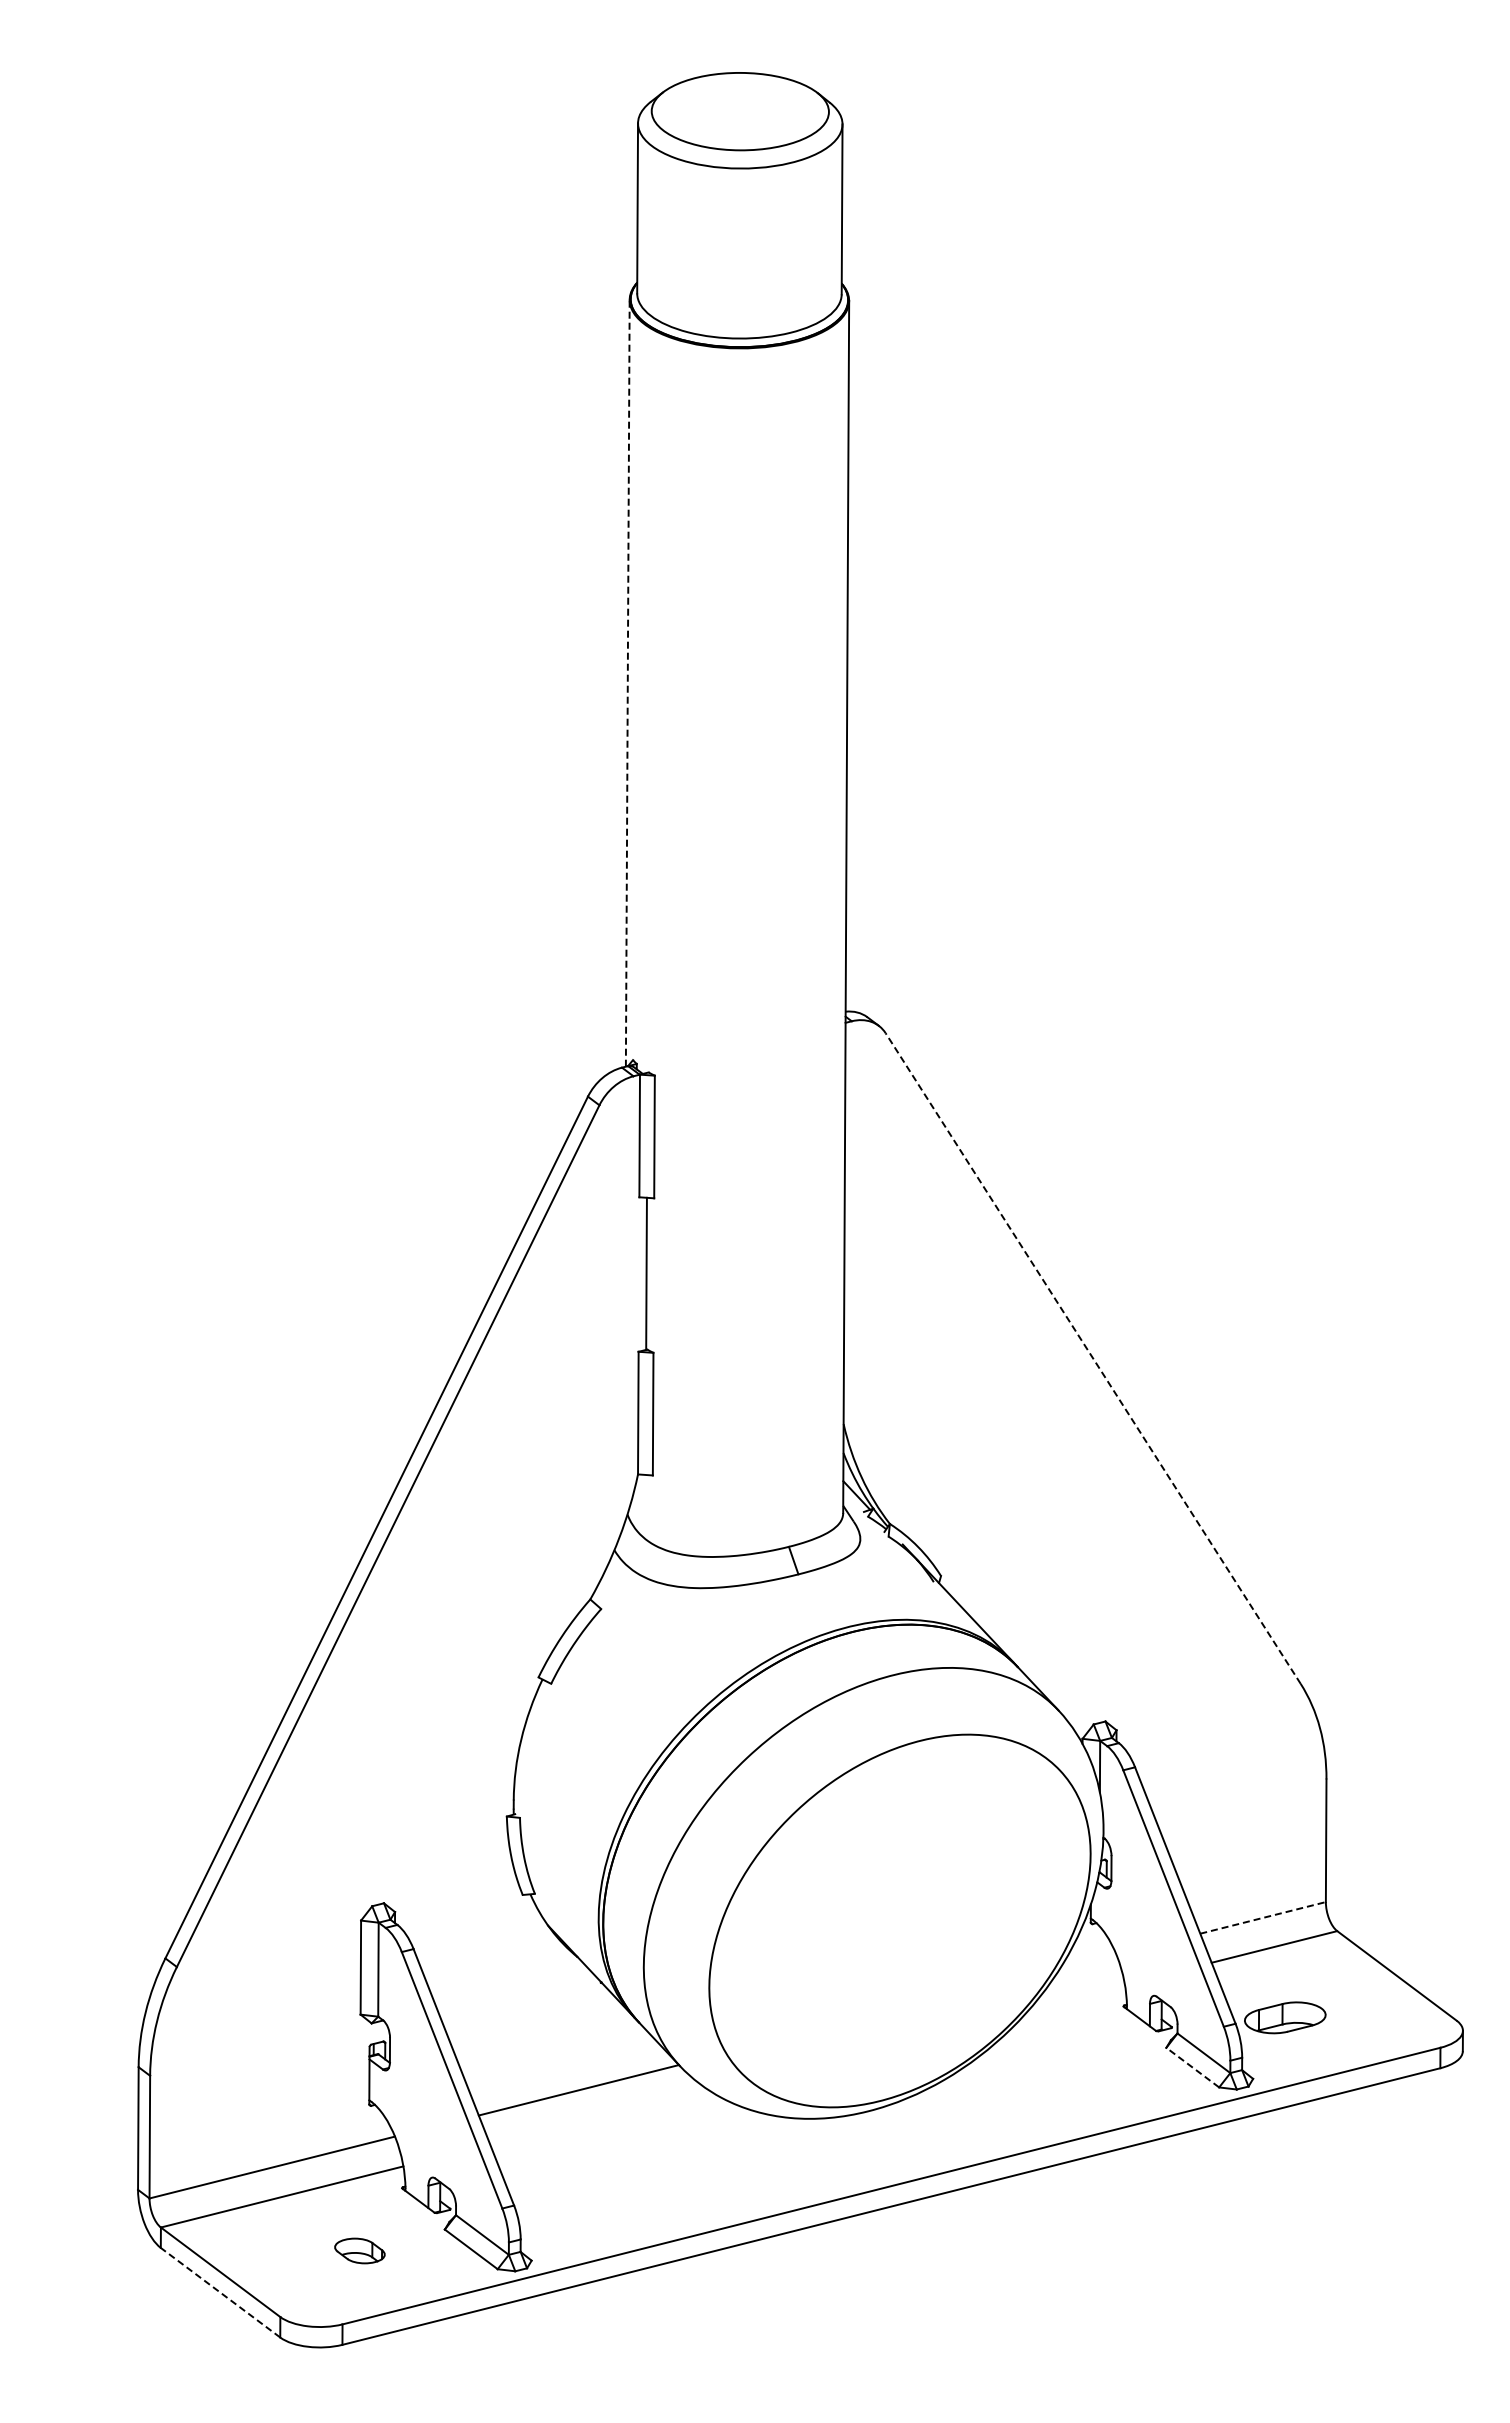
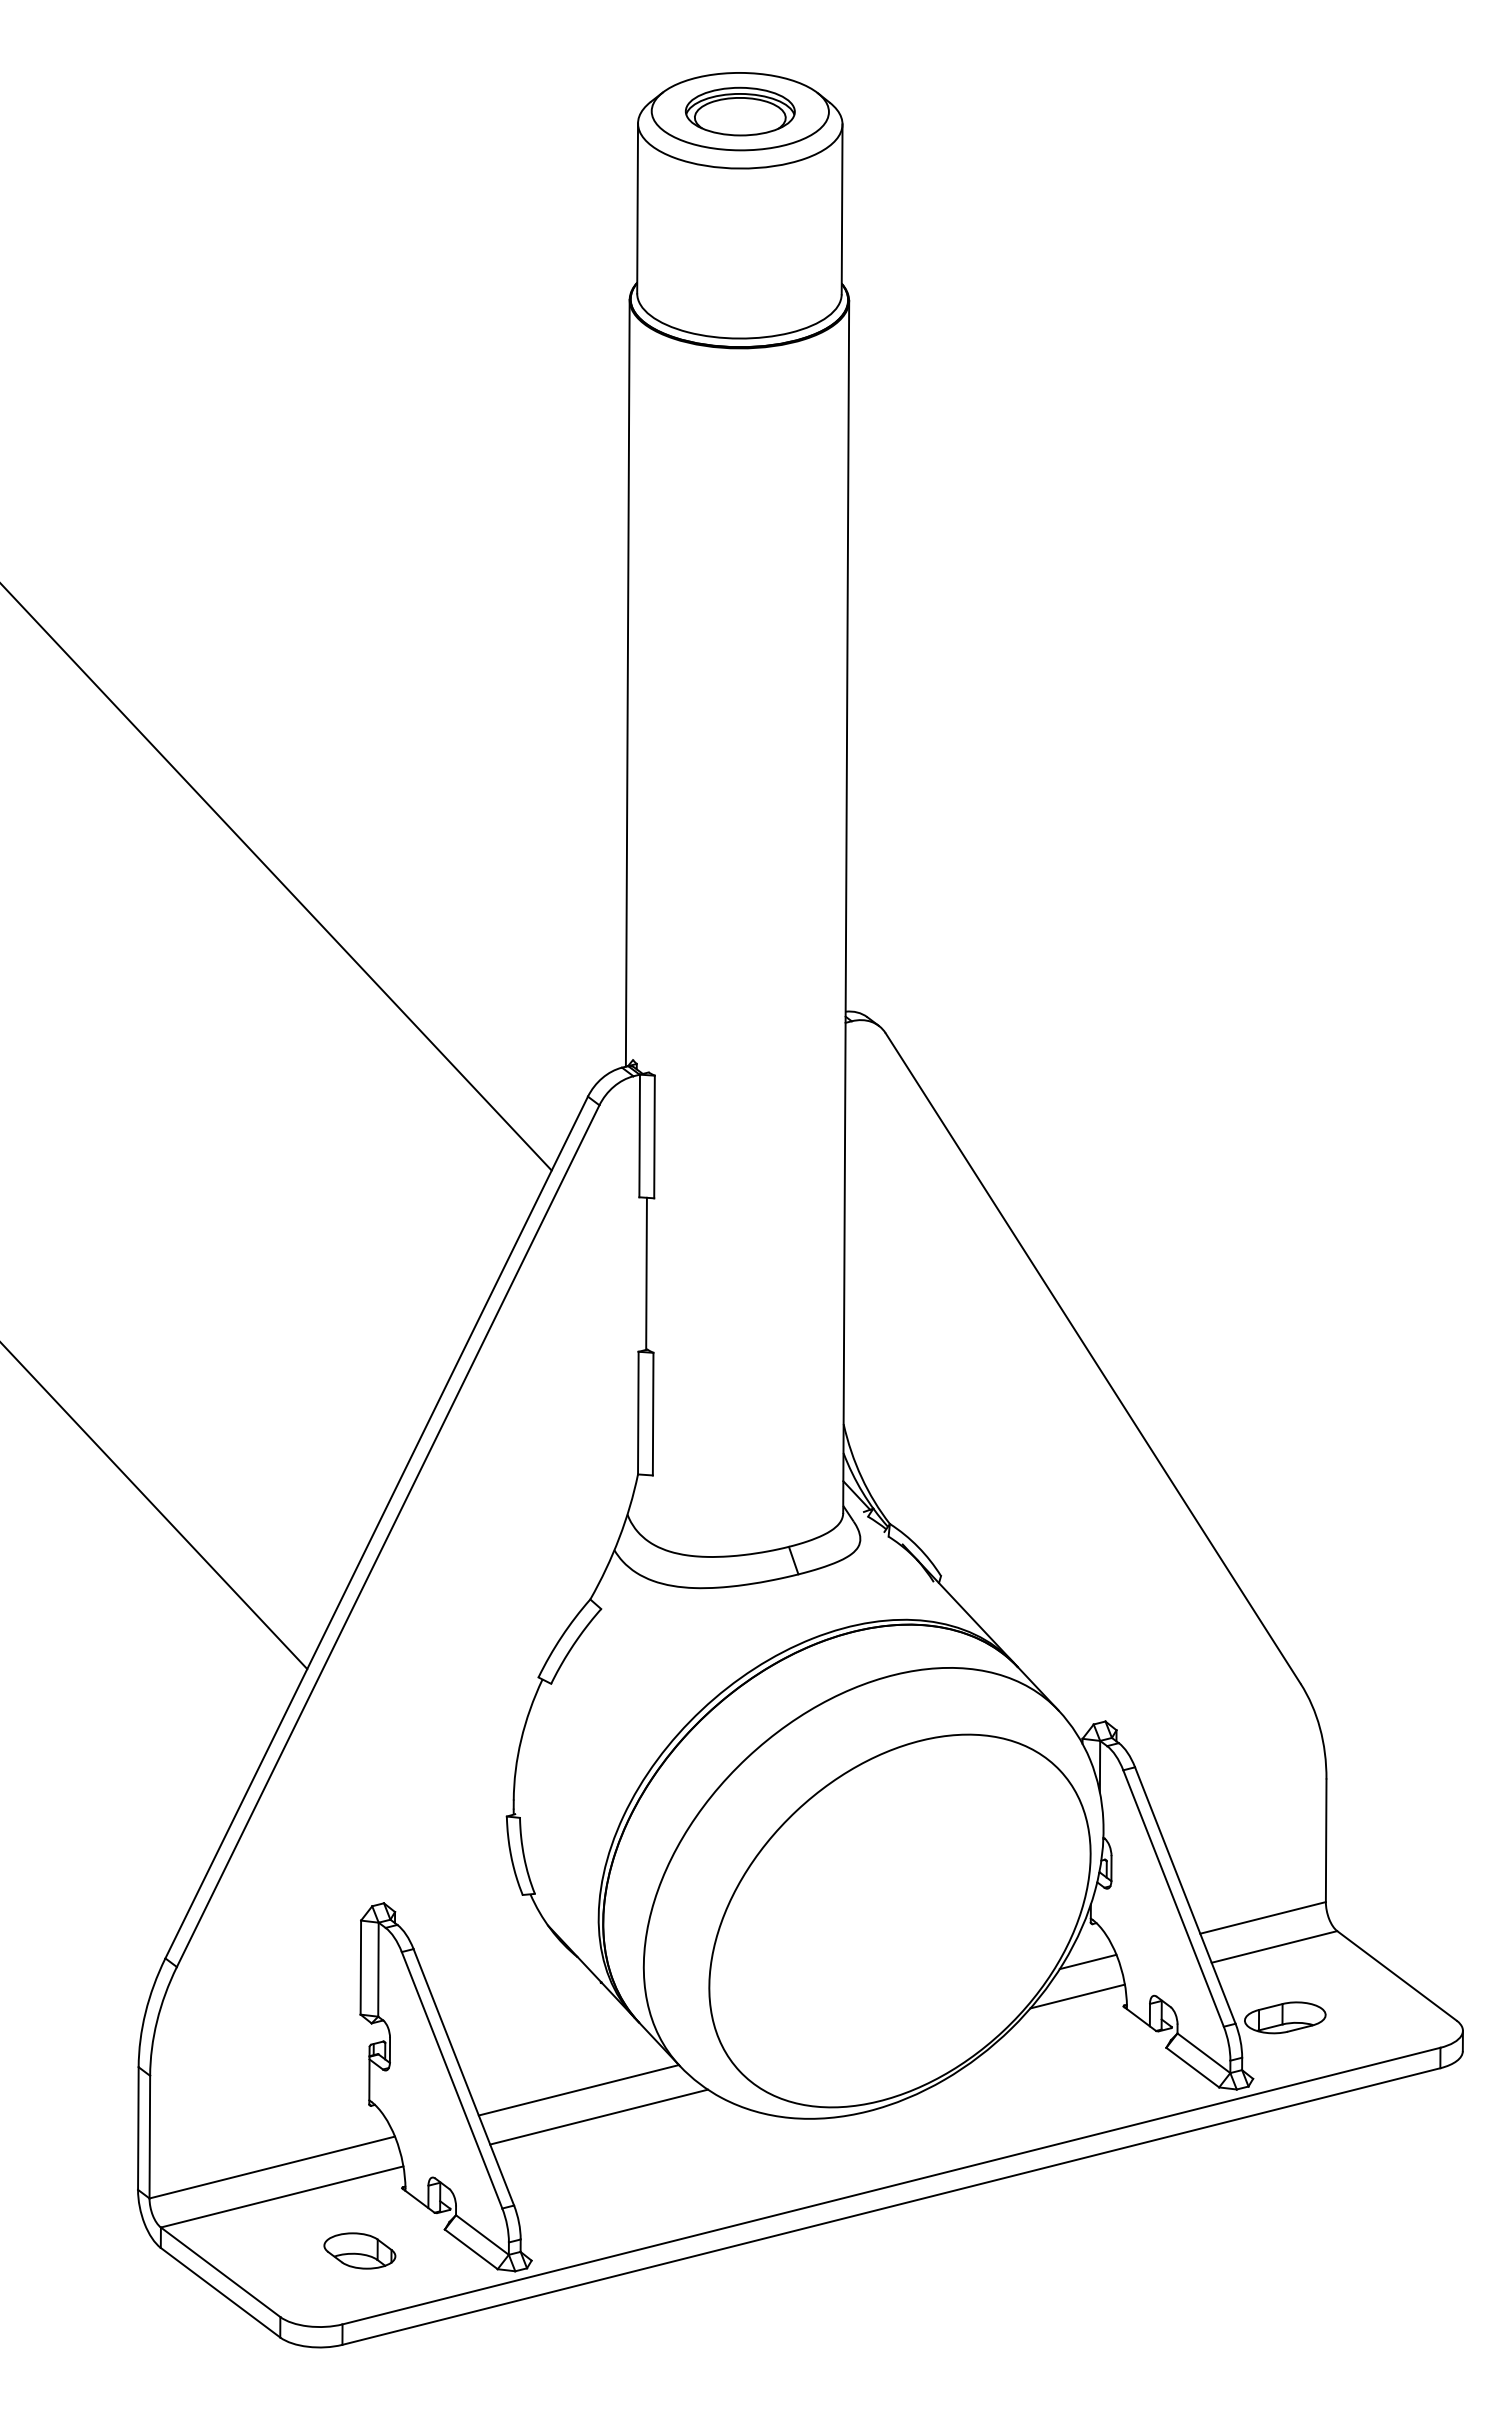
part: none -> present (739, 111)
line: dashed -> solid (627, 682)
line: none -> present (276, 877)
line: dashed -> solid (1093, 1358)
line: none -> present (154, 1506)
line: dashed -> solid (1263, 1917)
line: none -> present (1087, 1961)
line: none -> present (1077, 1996)
line: dashed -> solid (1192, 2067)
line: none -> present (598, 2116)
part size: 52x28 px -> 74x38 px (359, 2250)
line: dashed -> solid (220, 2292)
